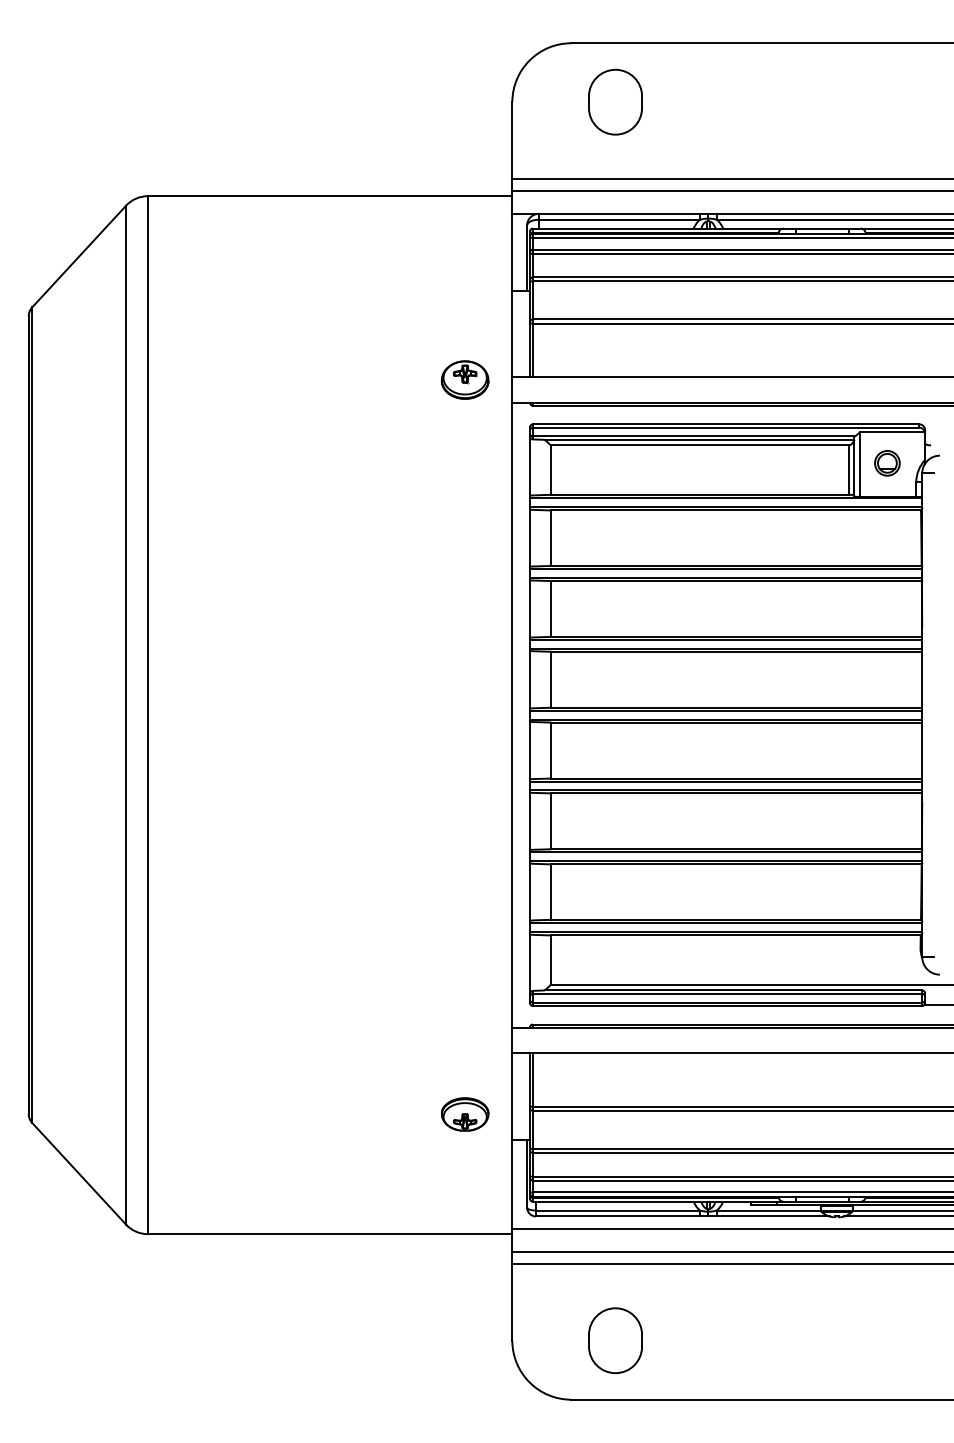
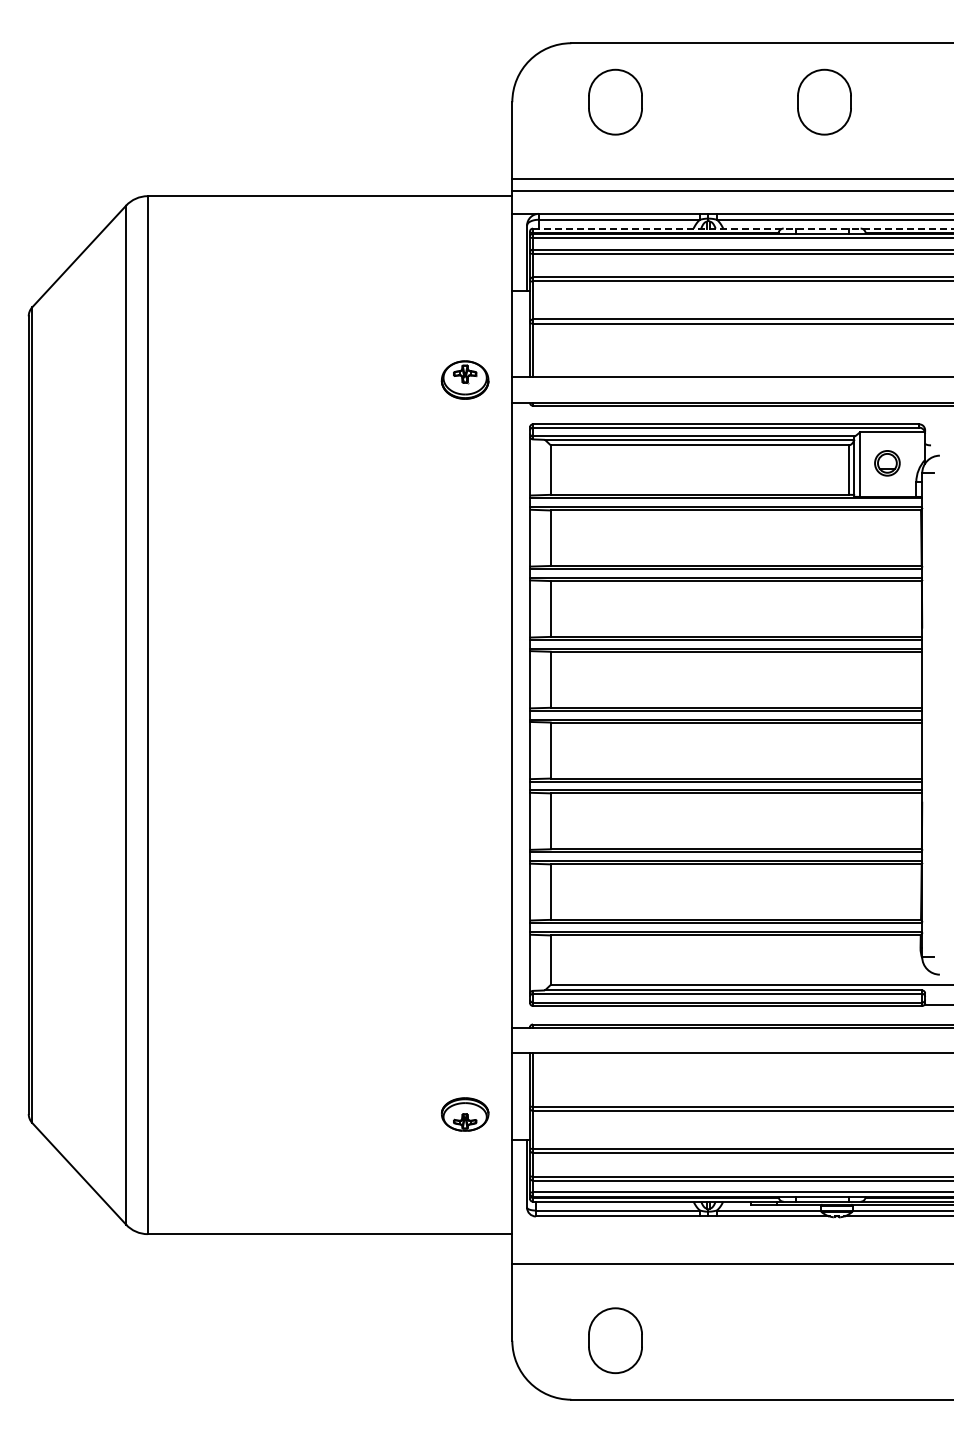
part: none -> present (824, 101)
line: solid -> dashed (743, 228)
line: present -> none (731, 1228)
line: present -> none (731, 1252)
